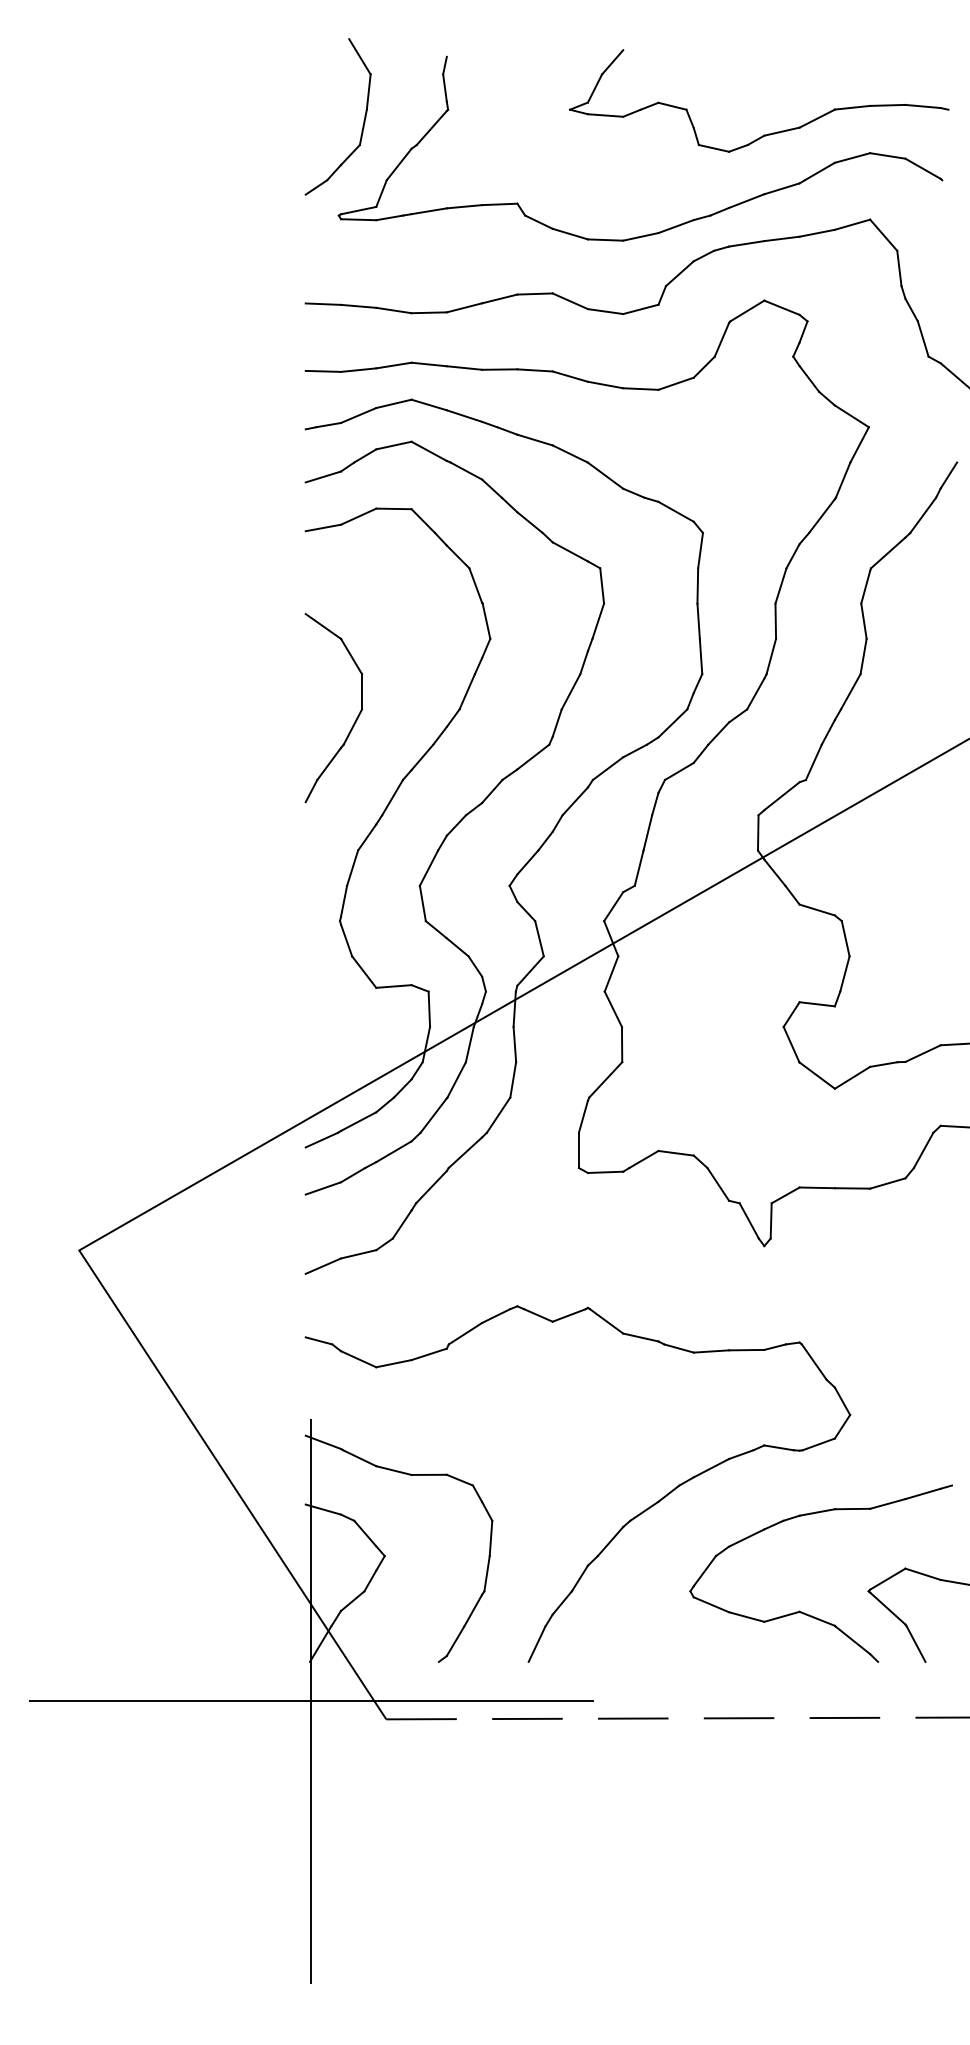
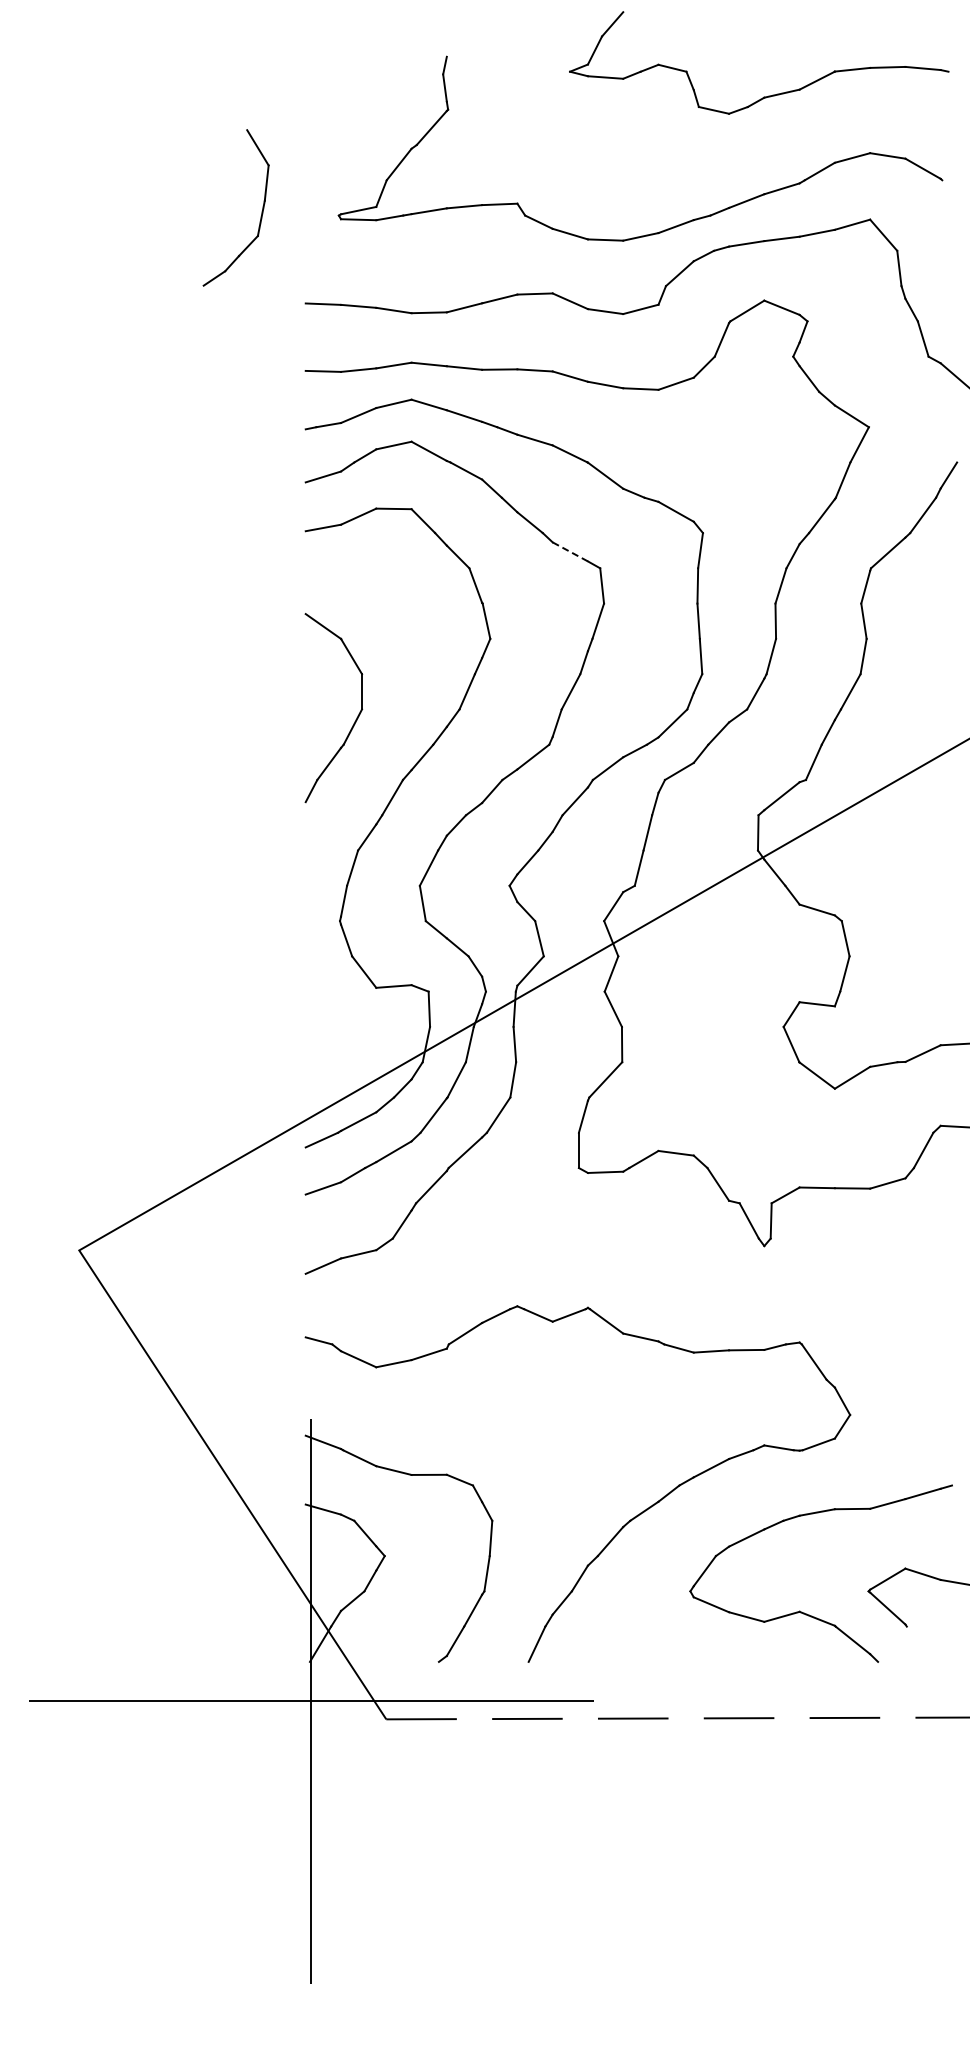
part position: (363, 120) -> (261, 211) (261, 211)
part position: (768, 133) -> (768, 95) (768, 95)
line: solid -> dashed (569, 551)
line: present -> none (915, 1643)
